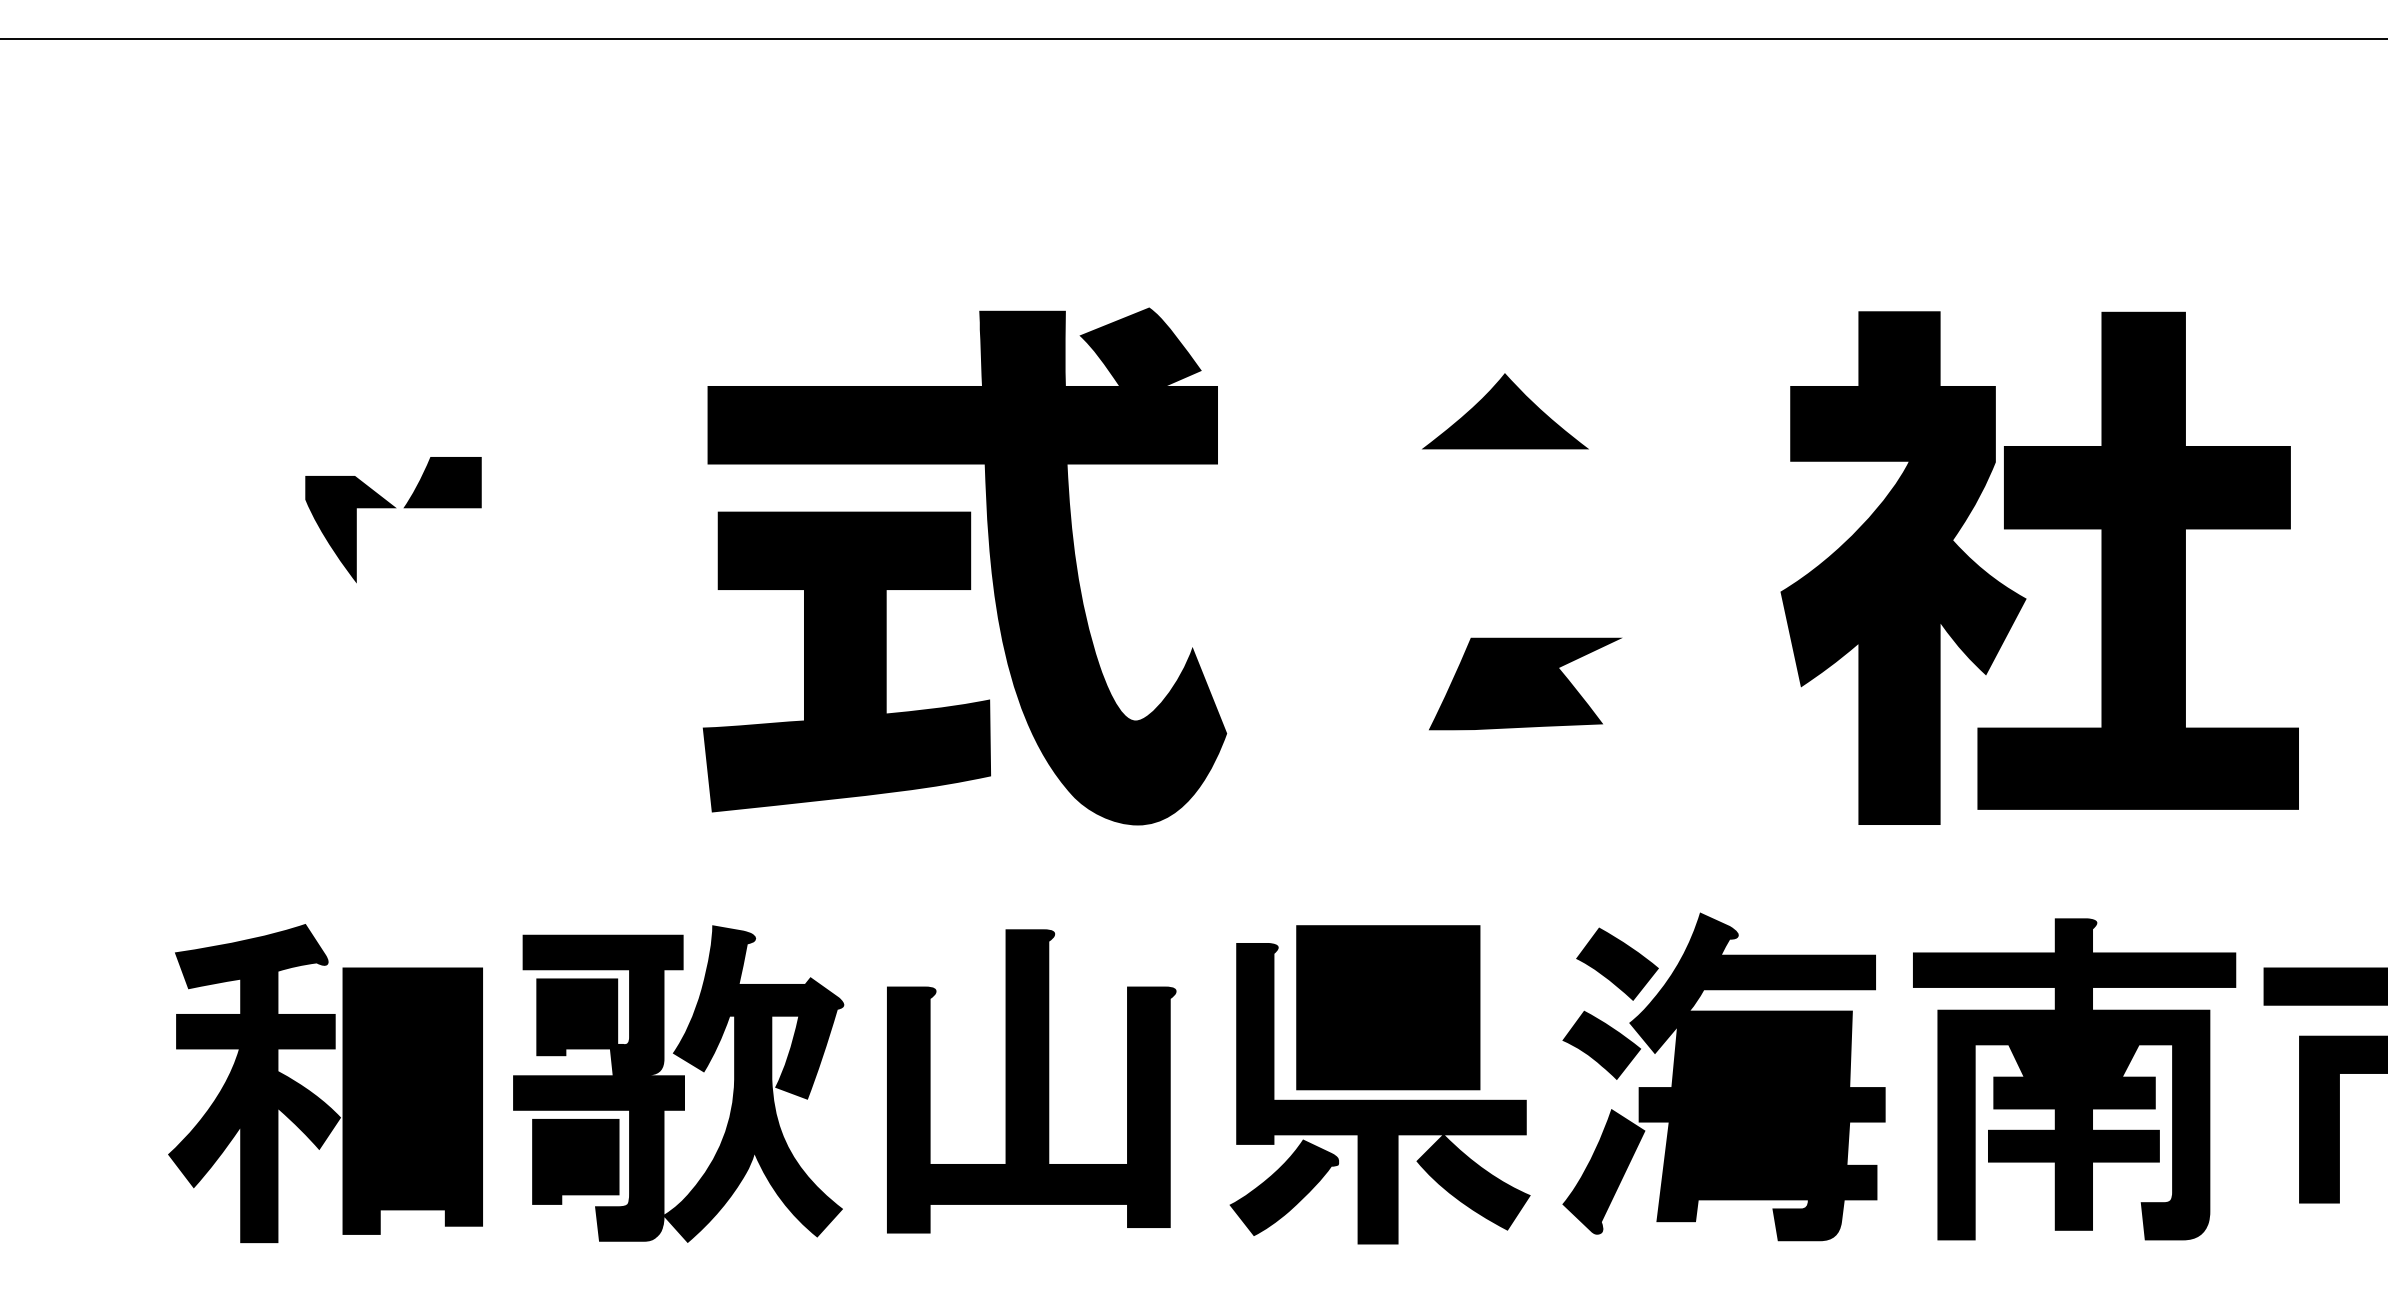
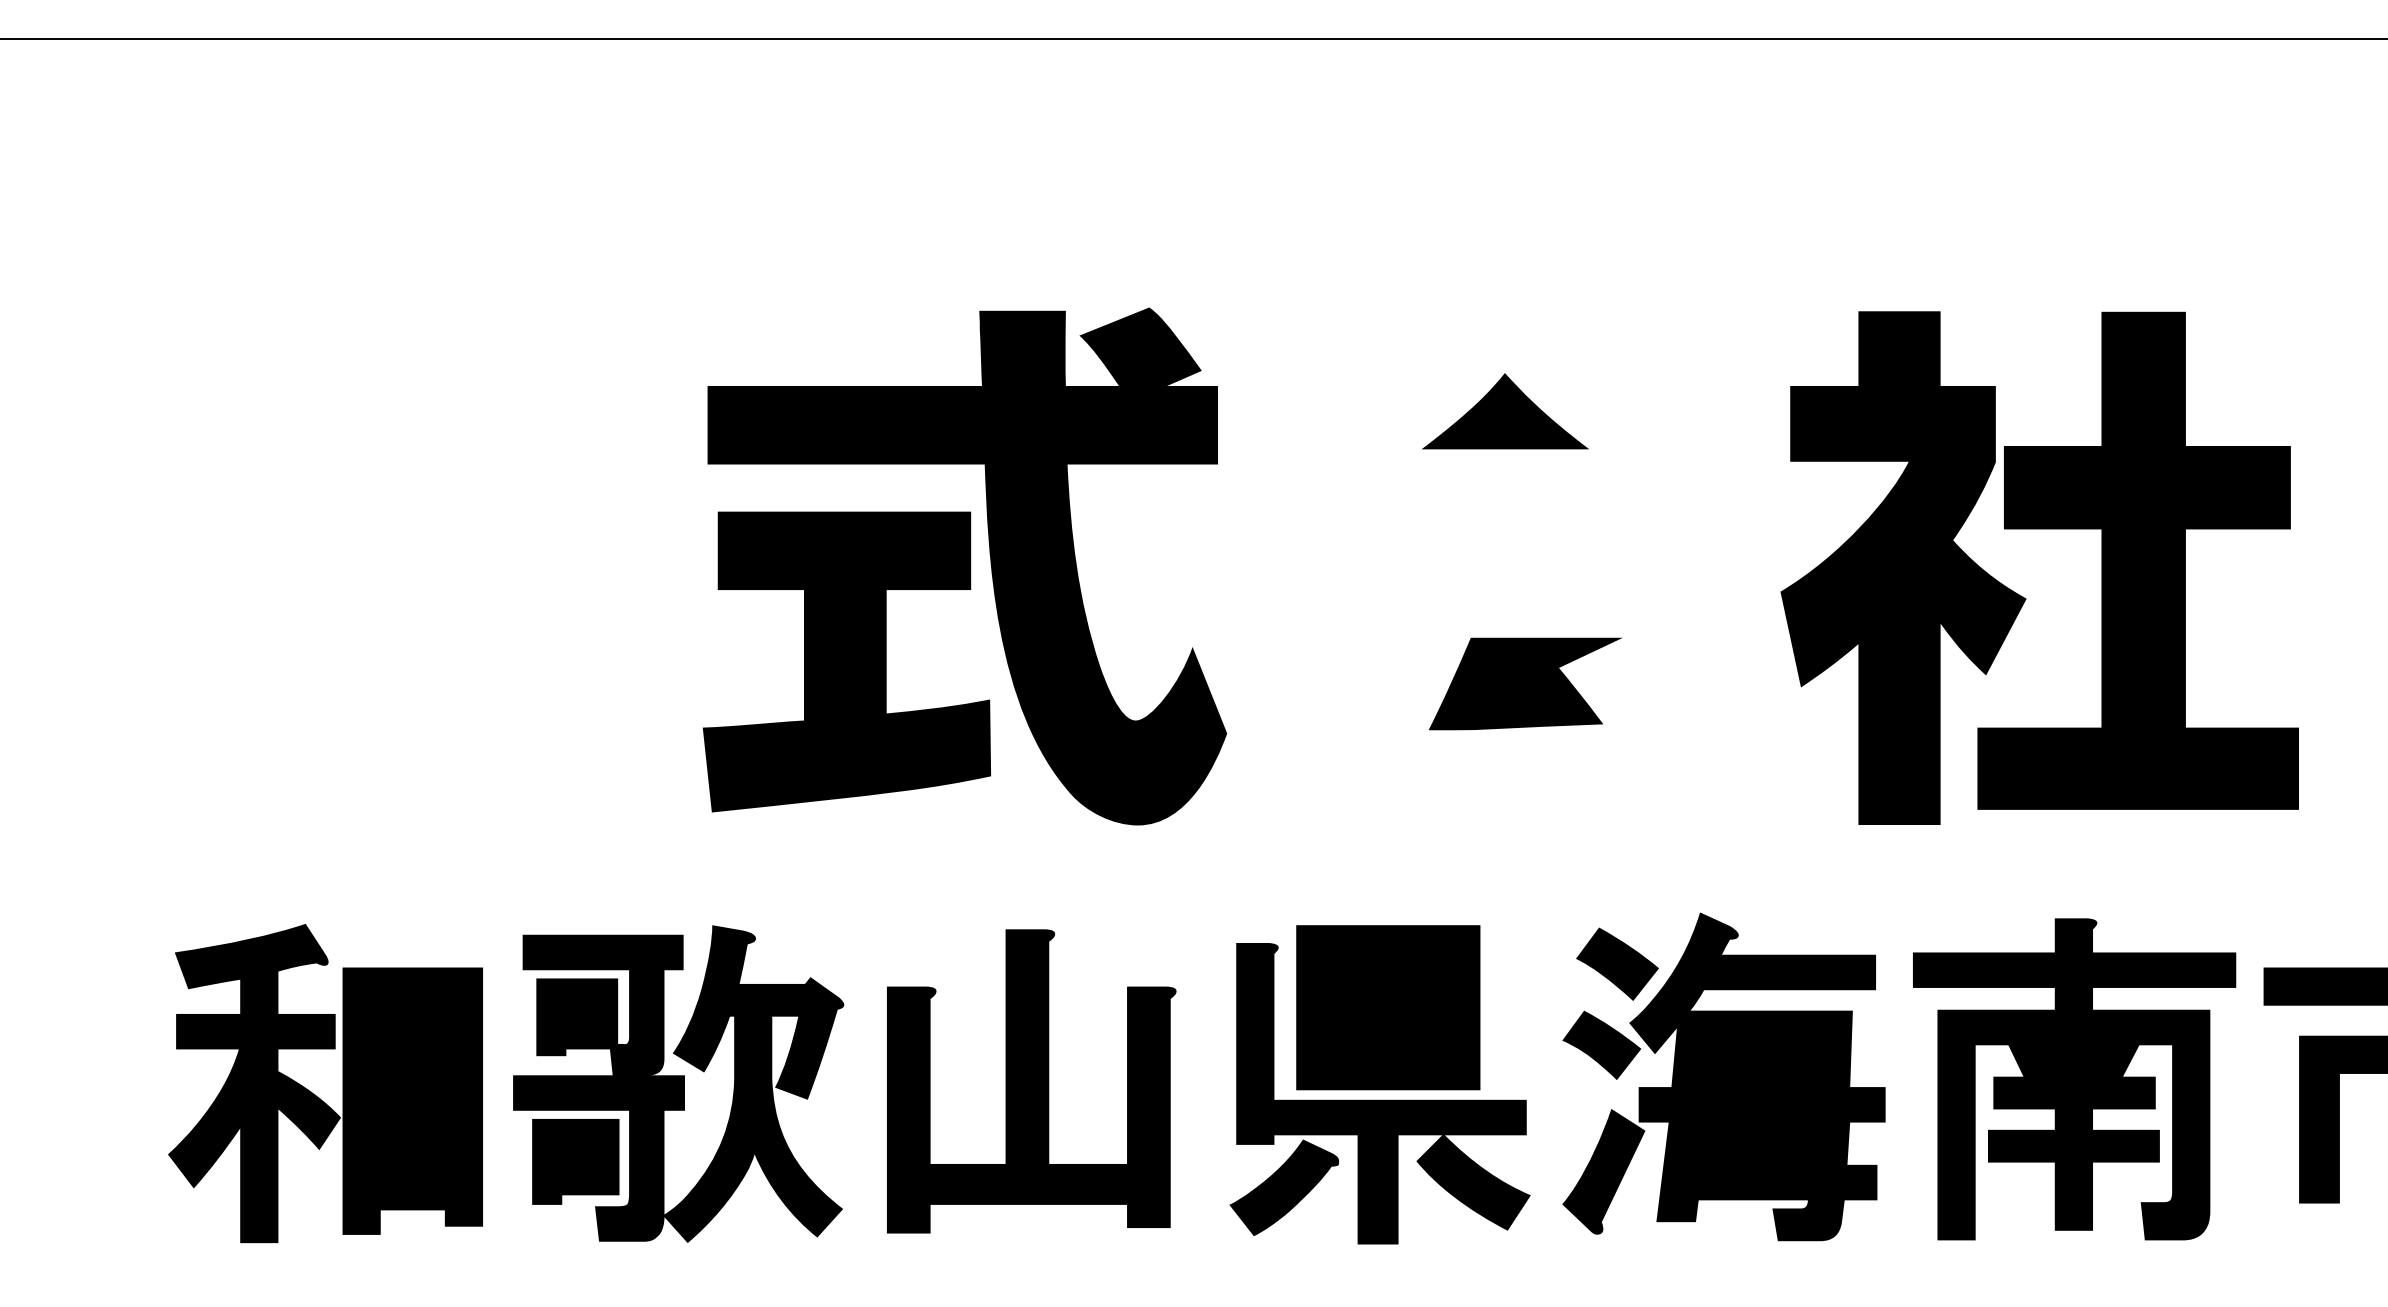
part: present -> none (393, 508)
